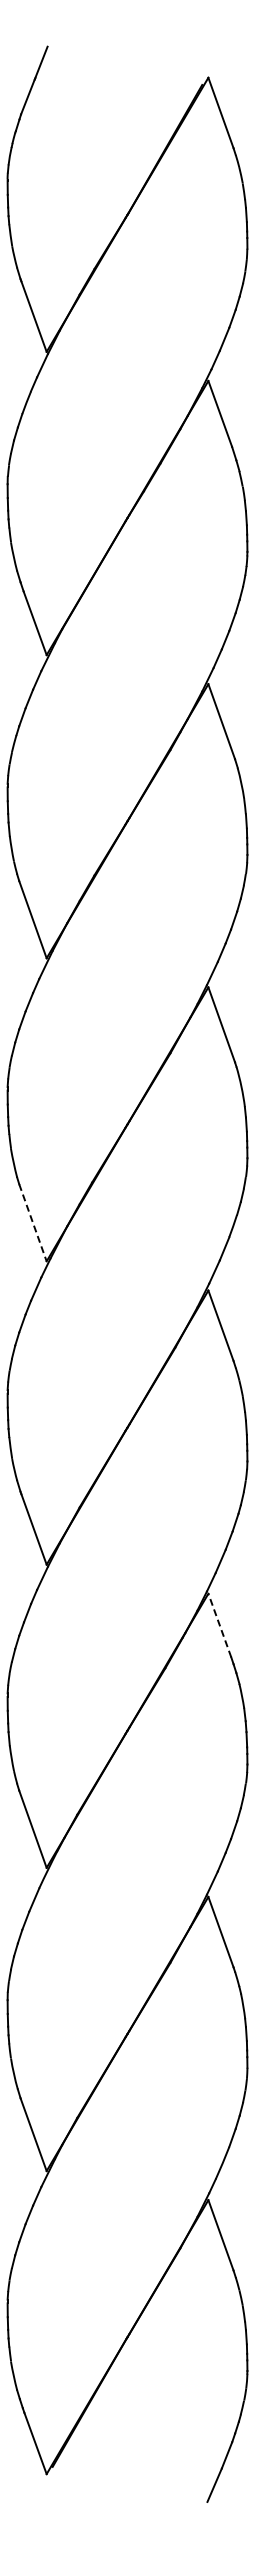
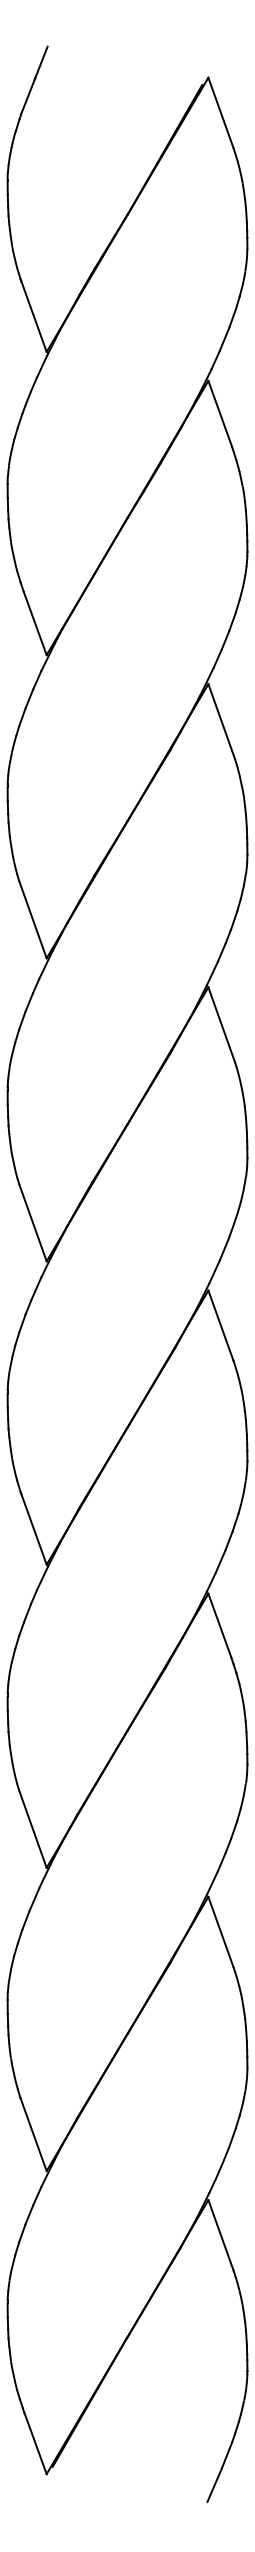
line: dashed -> solid (32, 1222)
line: dashed -> solid (219, 1625)
